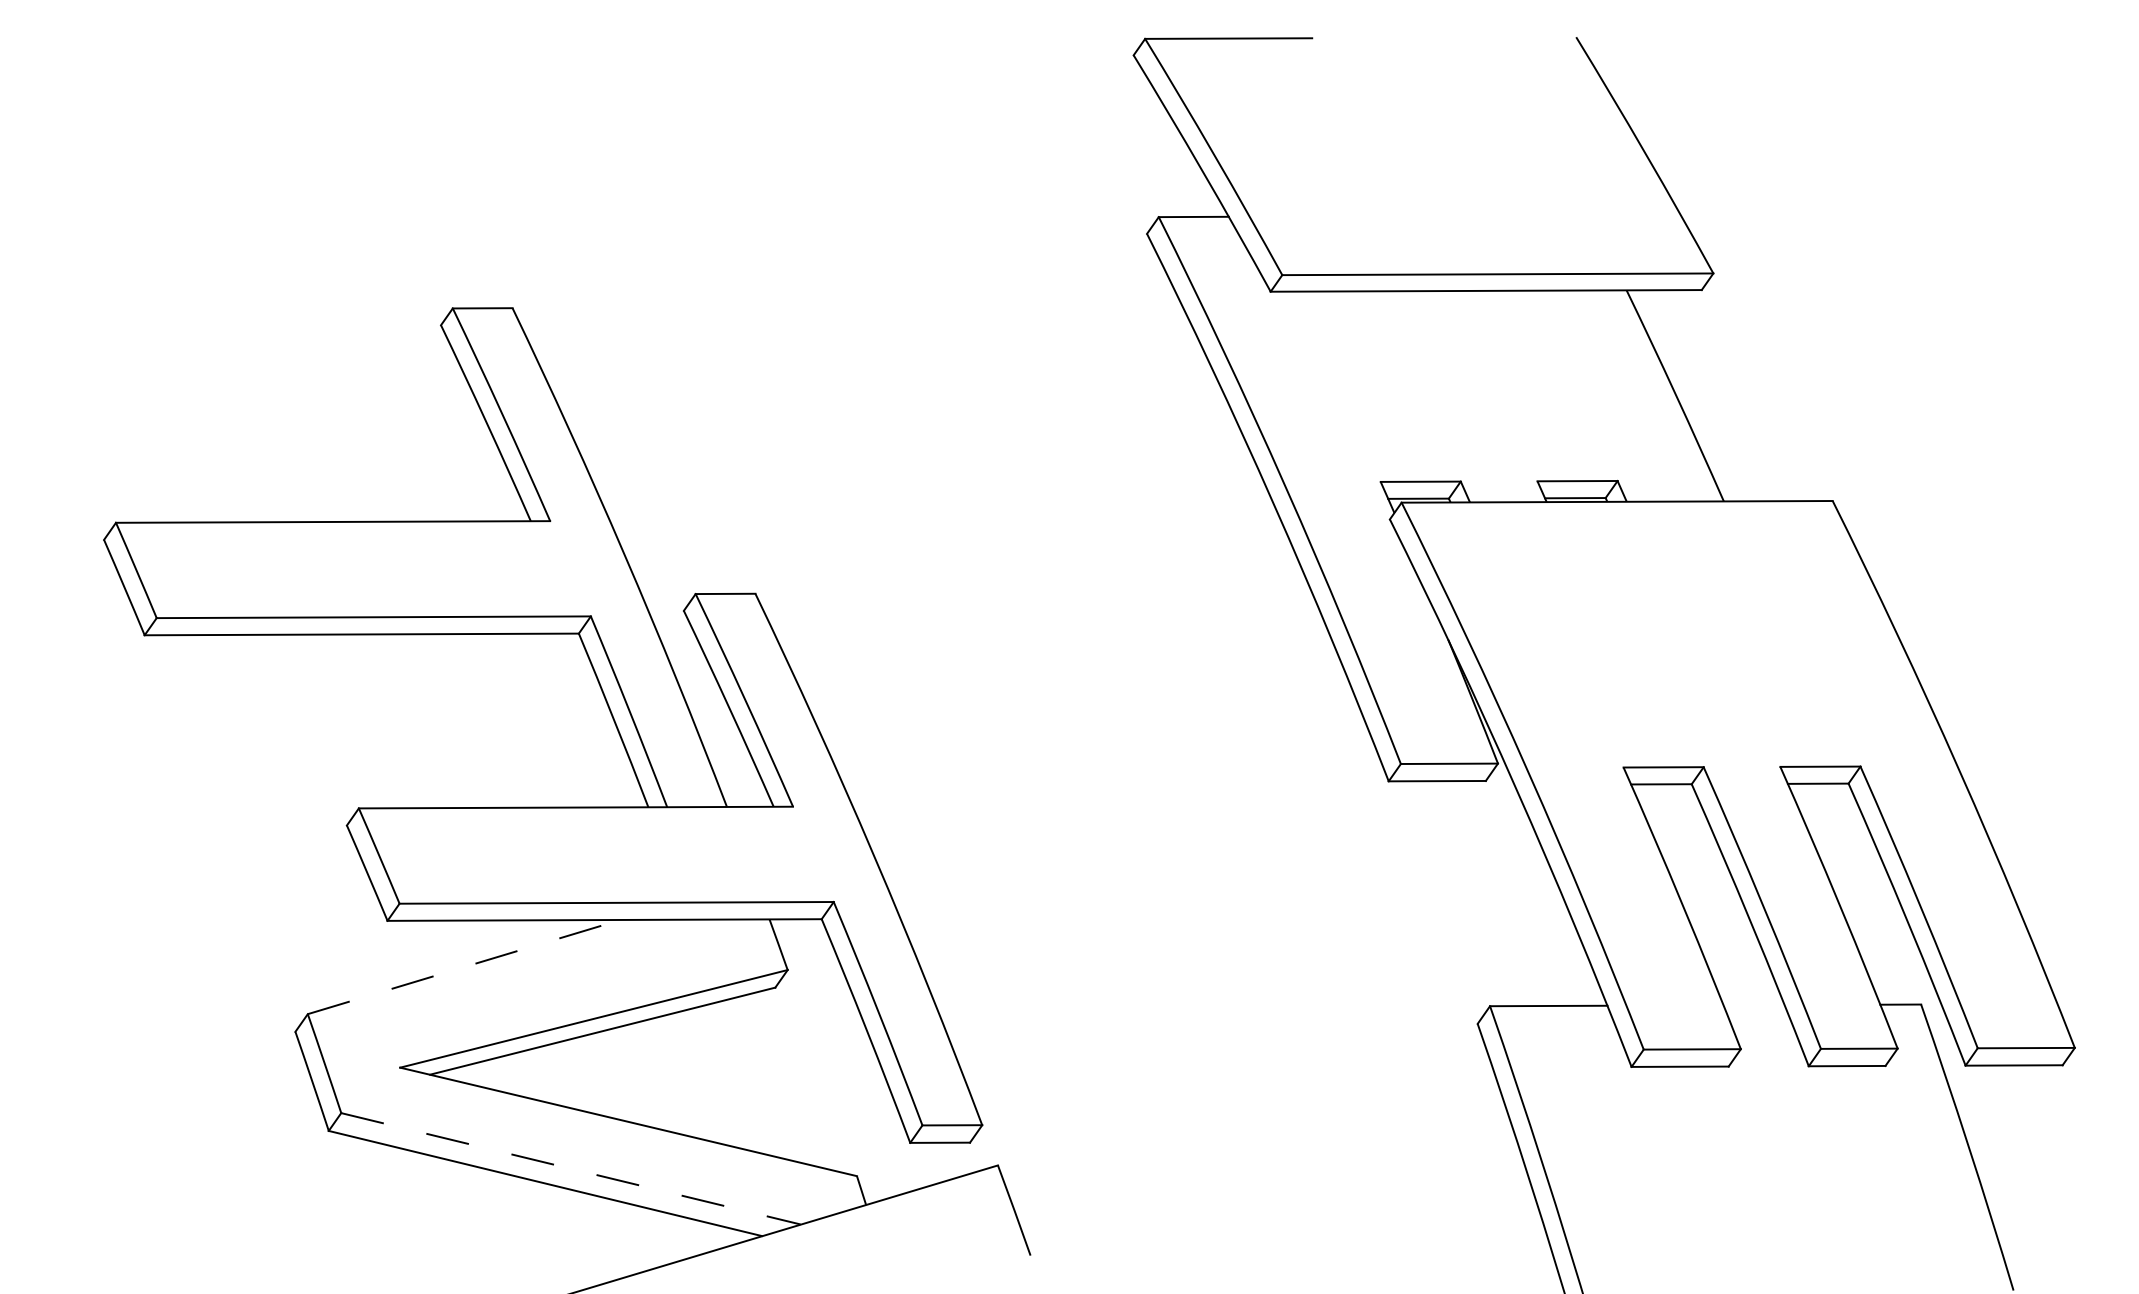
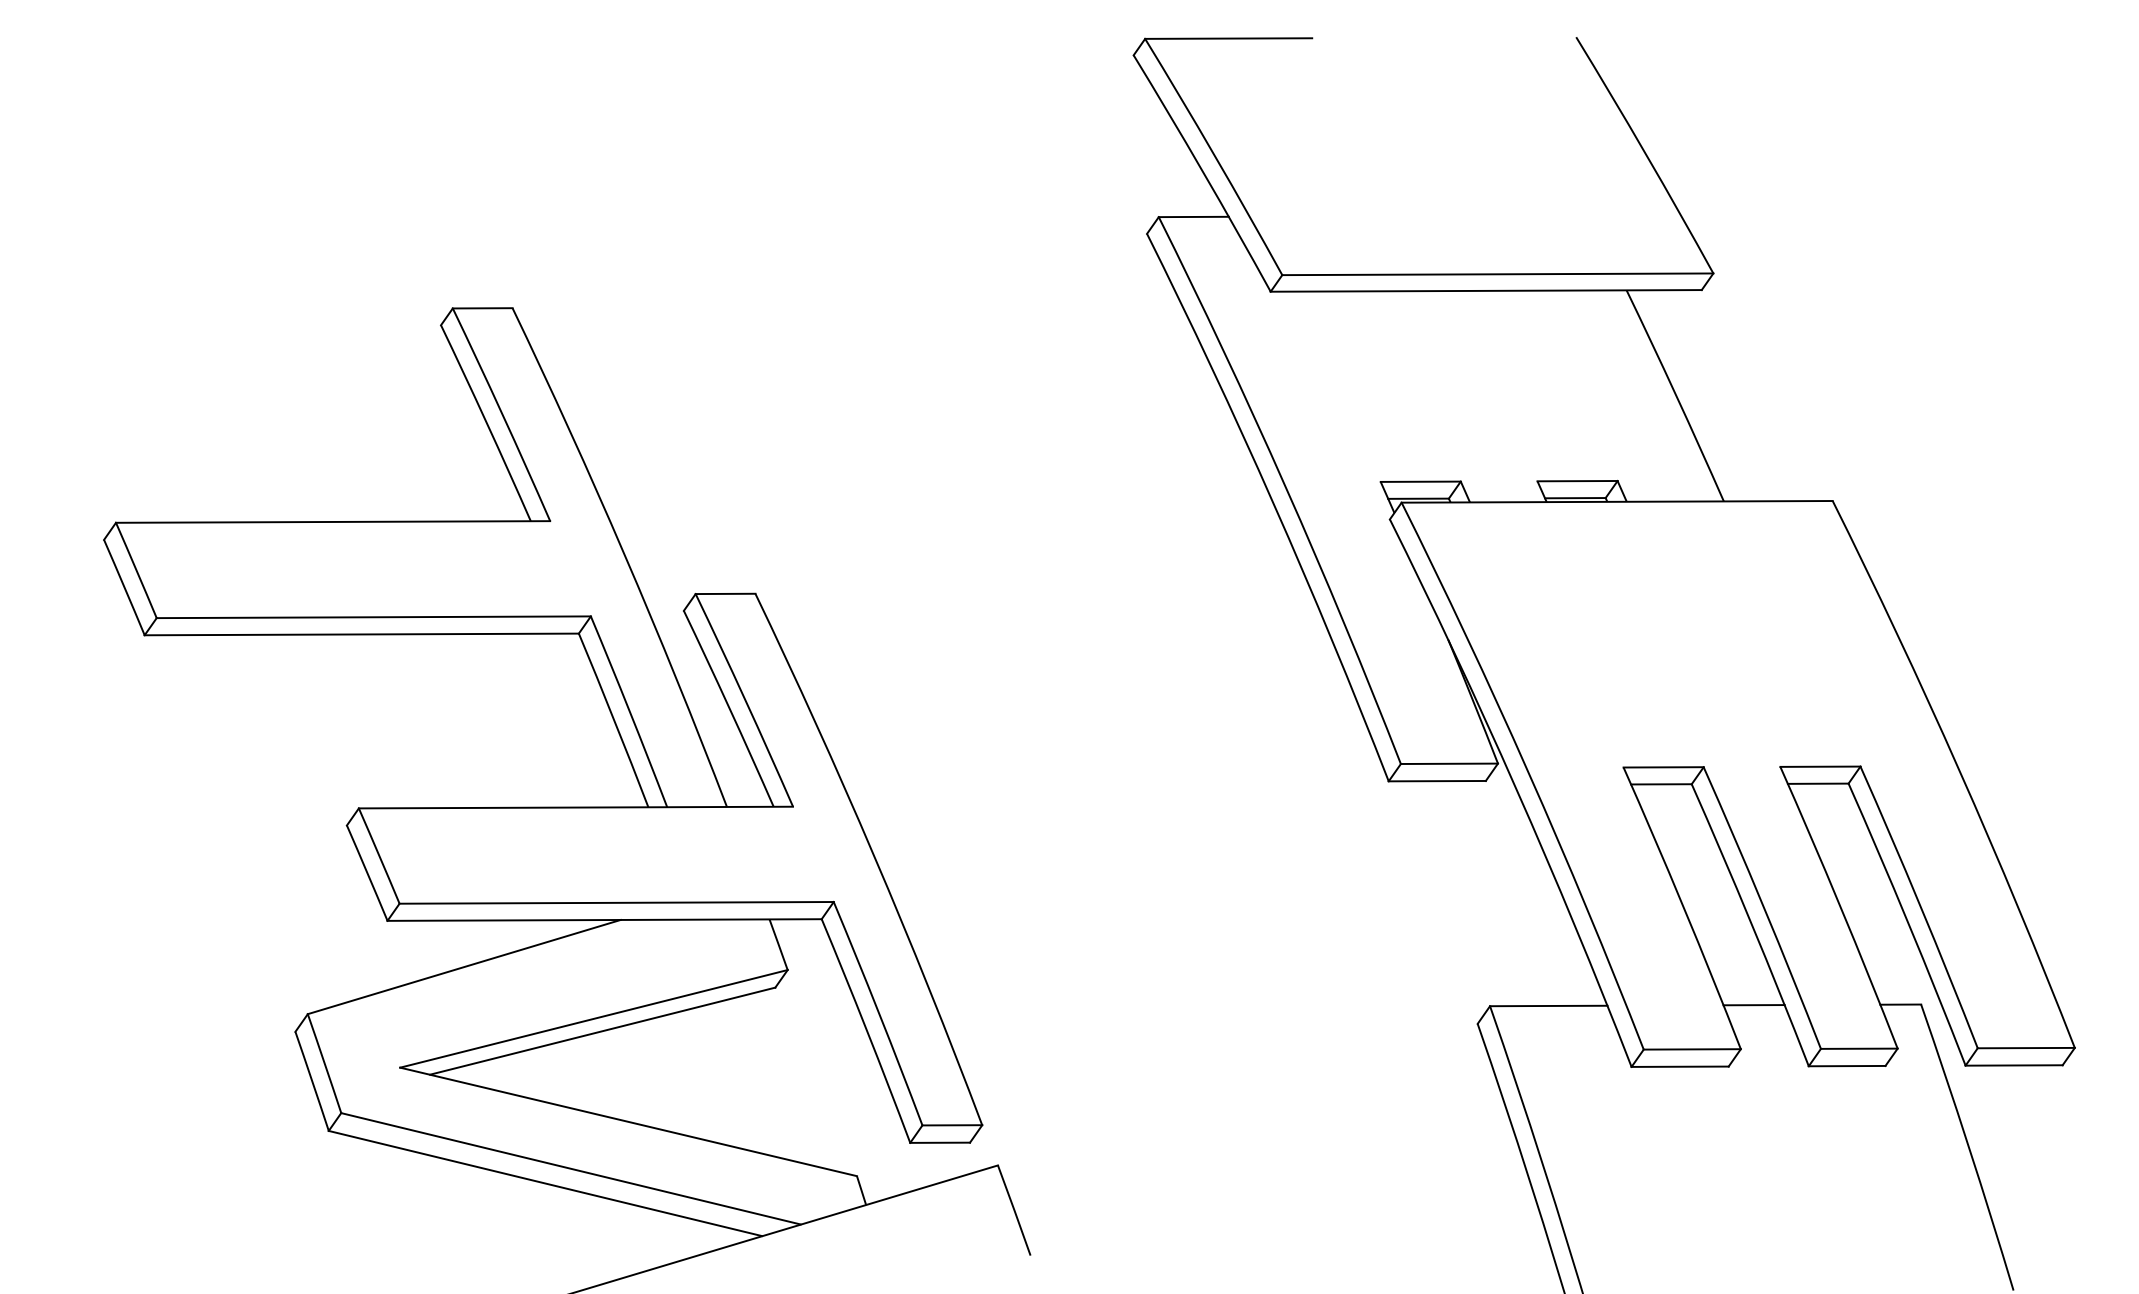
line: dashed -> solid (464, 966)
line: none -> present (1753, 1005)
line: dashed -> solid (571, 1168)
